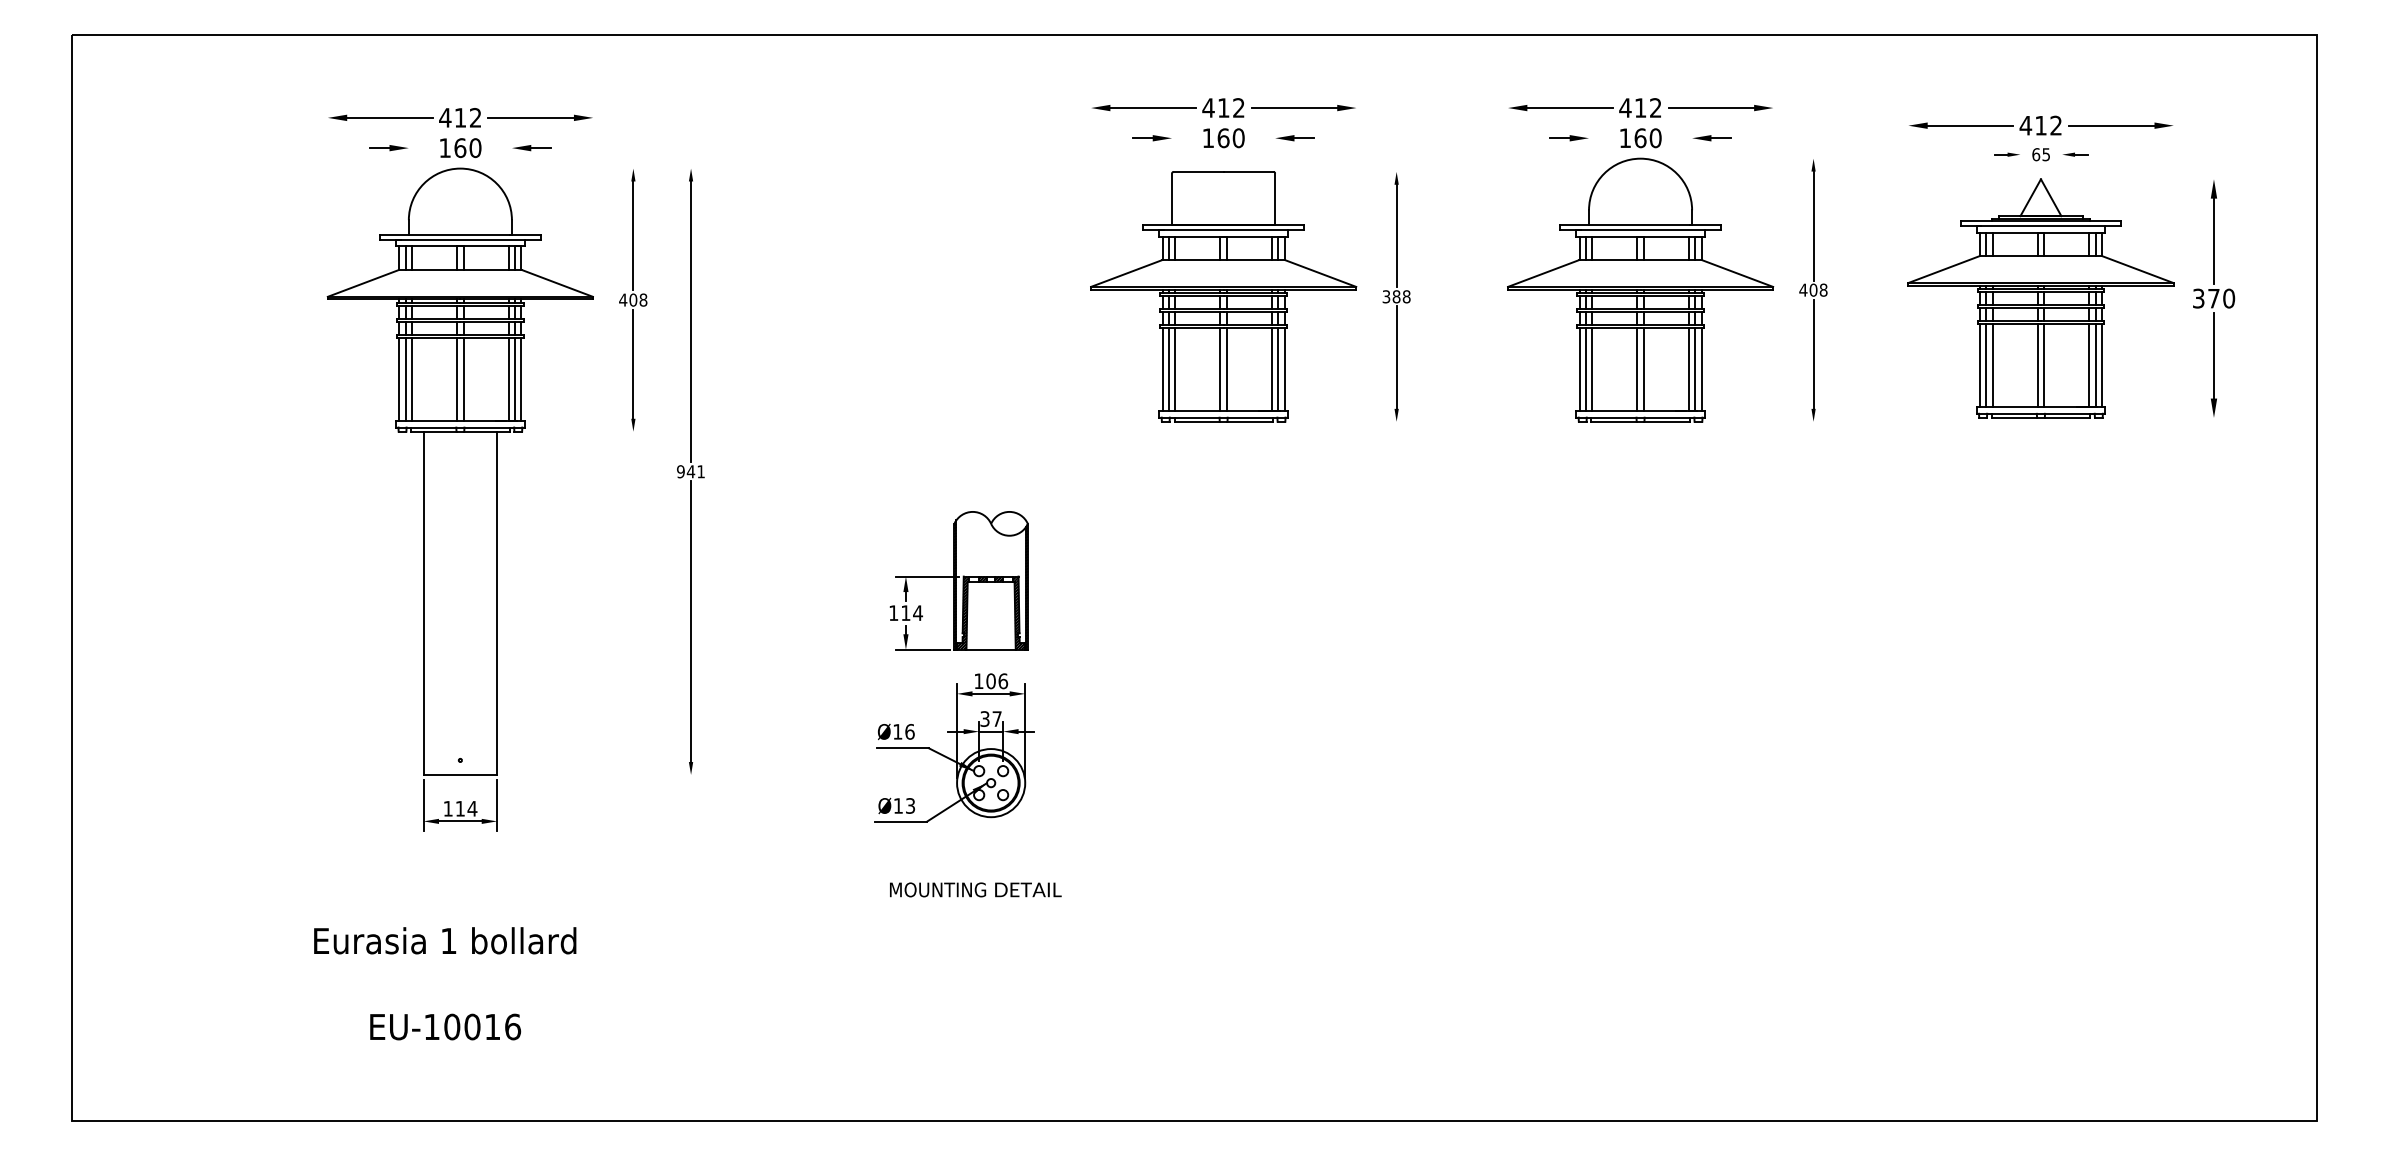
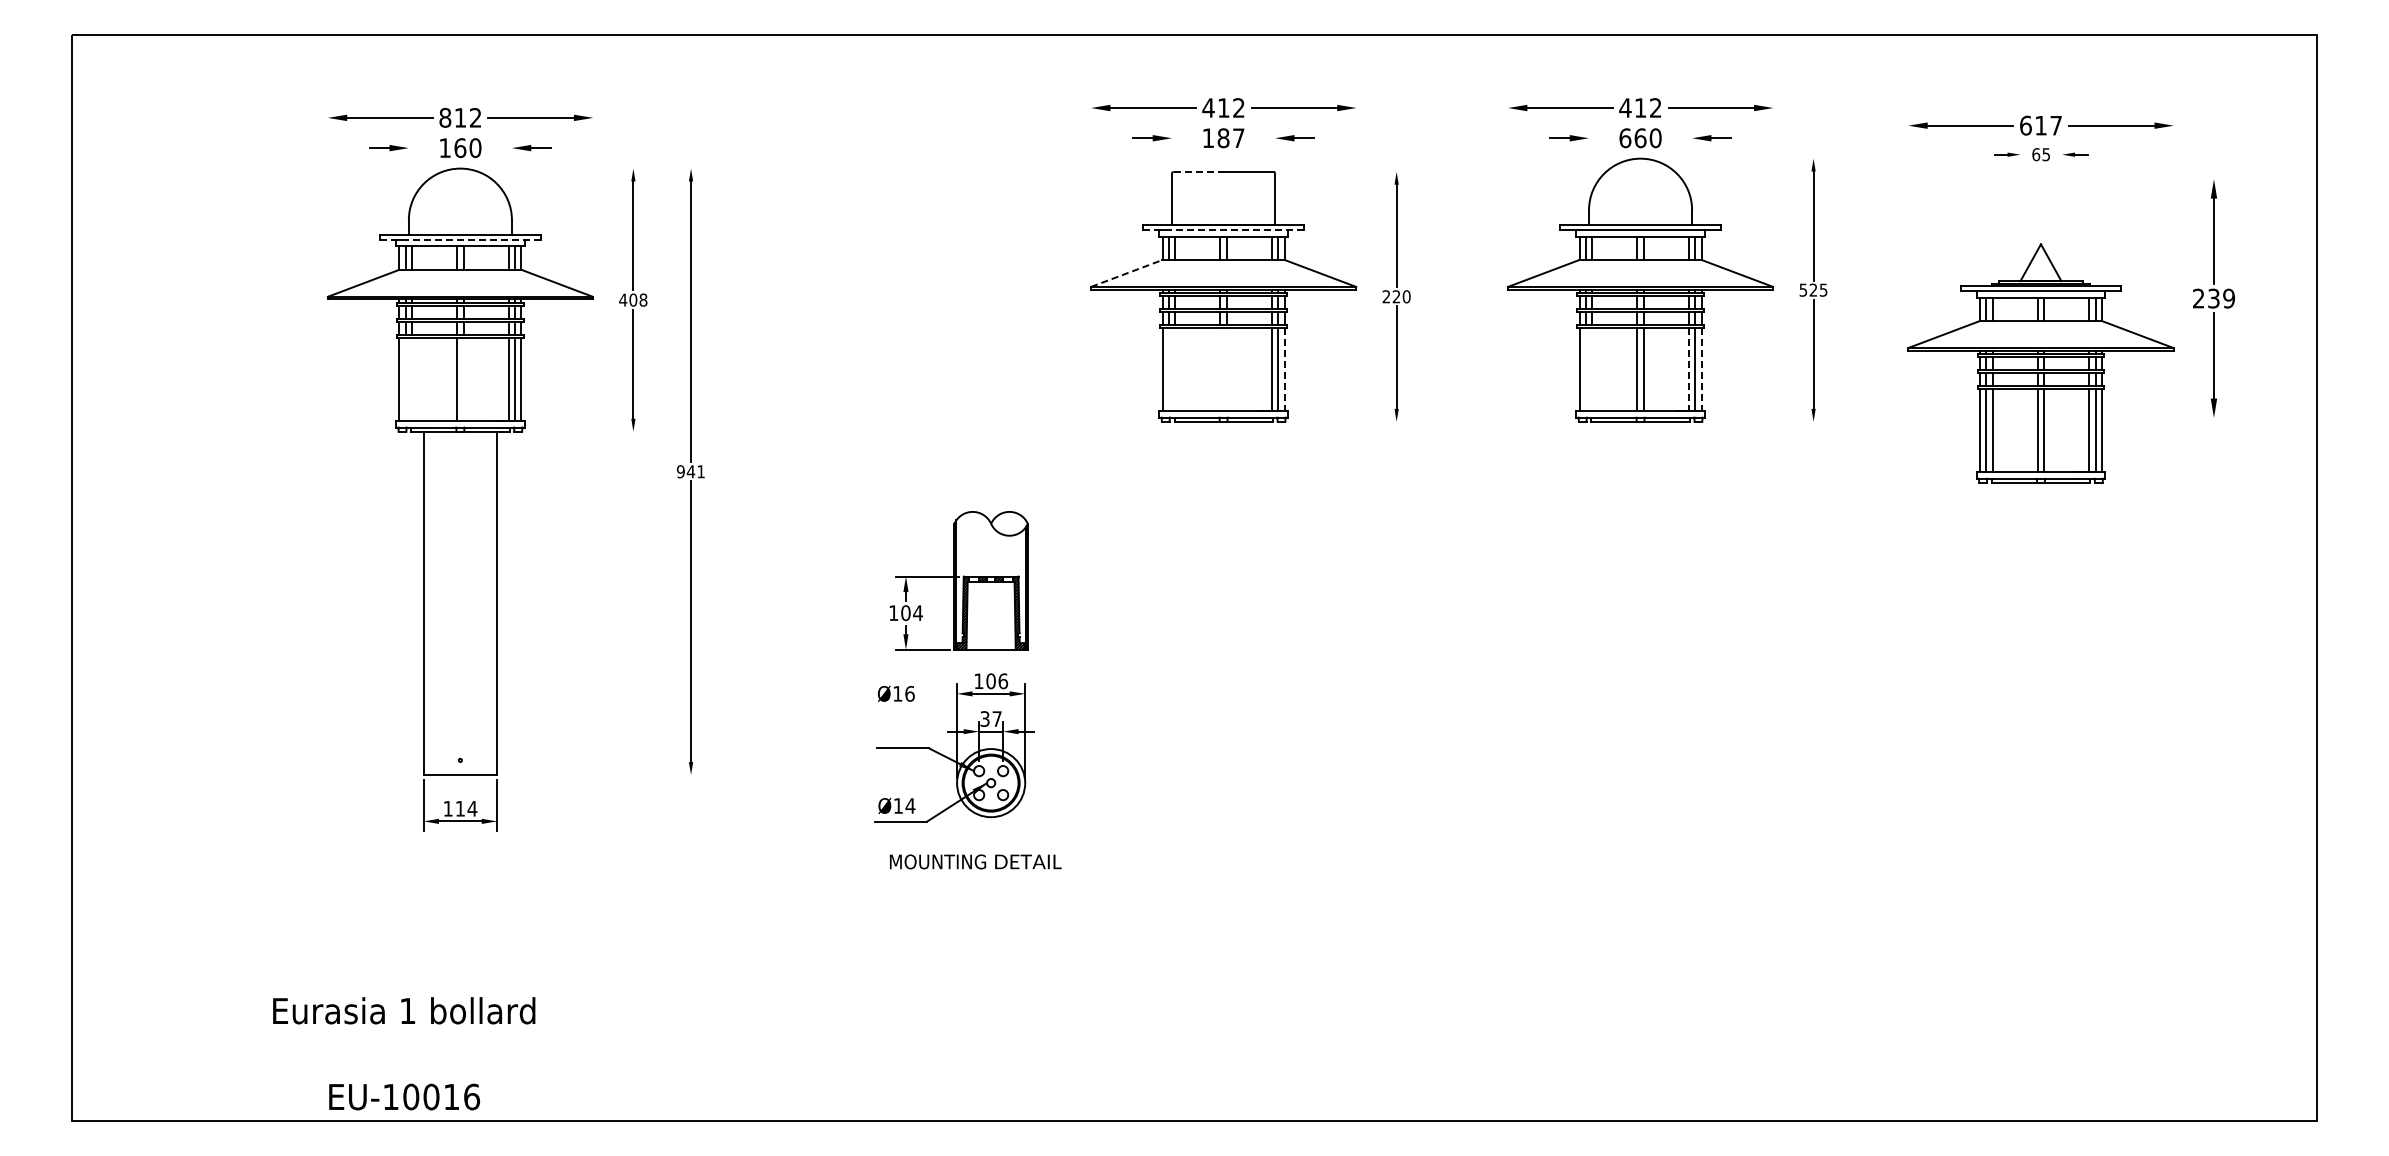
text: 412 -> 812 (445, 117)
text: 412 -> 617 (2040, 125)
text: 160 -> 187 (1230, 138)
text: 160 -> 660 (1625, 138)
line: solid -> dashed (1198, 171)
line: solid -> dashed (1223, 230)
line: solid -> dashed (459, 240)
line: solid -> dashed (1127, 273)
text: 408 -> 525 (1813, 289)
text: 388 -> 220 (1396, 296)
part position: (2040, 298) -> (2040, 363) (2040, 363)
text: 370 -> 239 (2214, 298)
line: present -> none (1168, 369)
line: present -> none (1175, 369)
line: present -> none (1220, 369)
line: present -> none (1226, 369)
line: present -> none (1585, 369)
line: present -> none (1592, 369)
line: solid -> dashed (1284, 370)
line: solid -> dashed (1688, 370)
line: solid -> dashed (1701, 370)
line: present -> none (405, 379)
line: present -> none (412, 379)
line: present -> none (463, 379)
text: 114 -> 104 (905, 613)
text position: (896, 731) -> (896, 693) (896, 693)
text: Ø13 -> Ø14 (910, 805)
text position: (975, 889) -> (975, 861) (975, 861)
text position: (445, 983) -> (404, 1053) (404, 1053)
